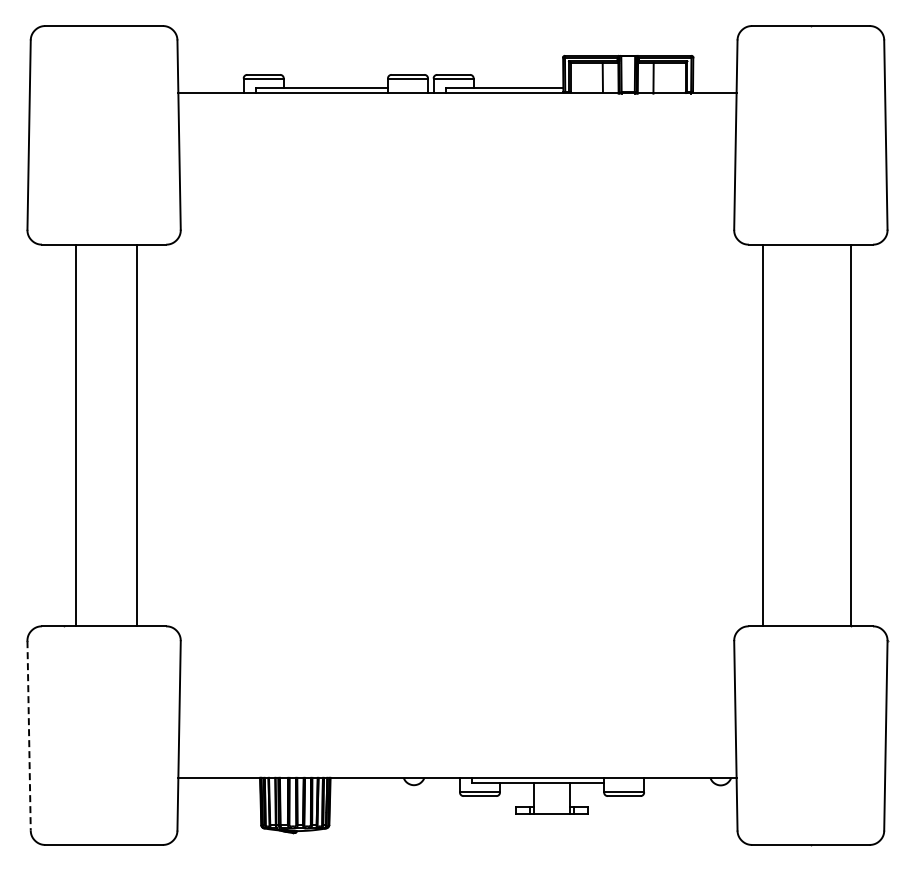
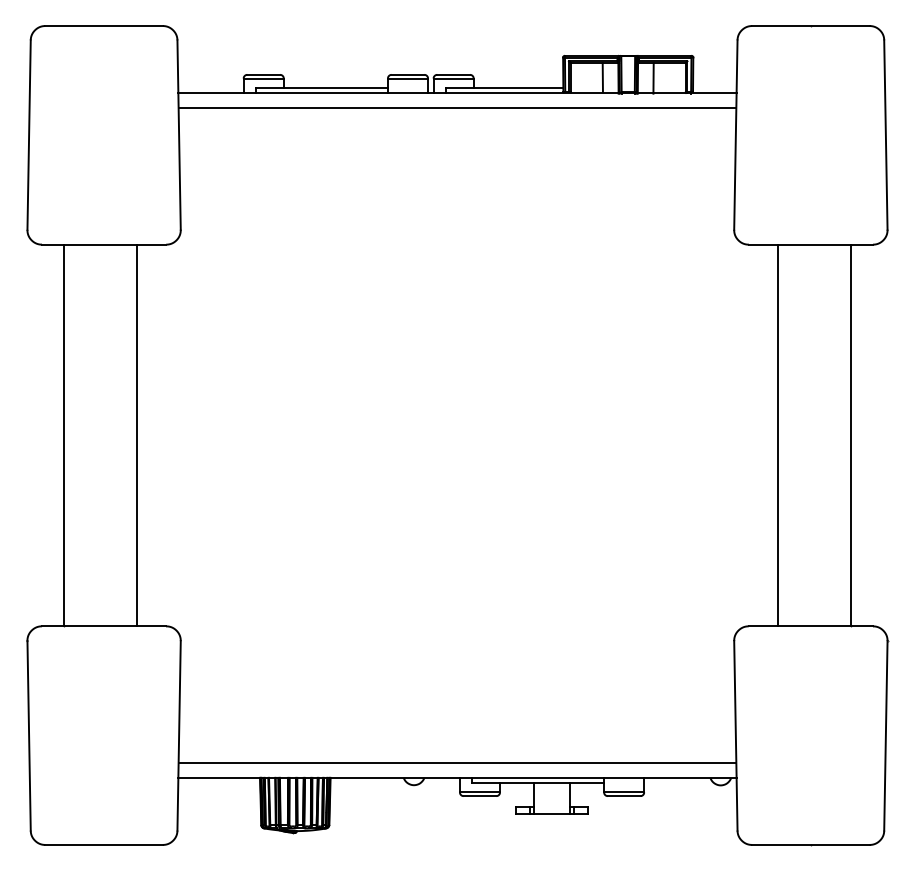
line: none -> present (457, 107)
line position: (76, 435) -> (64, 435) (64, 435)
line position: (762, 435) -> (777, 435) (777, 435)
line: dashed -> solid (29, 735)
line: none -> present (457, 763)
